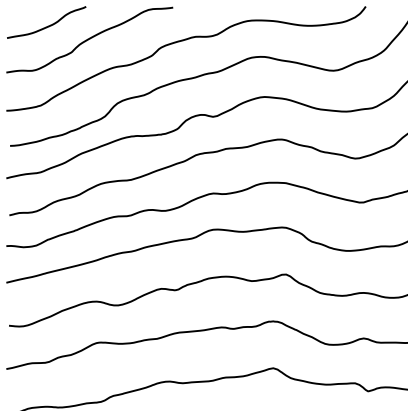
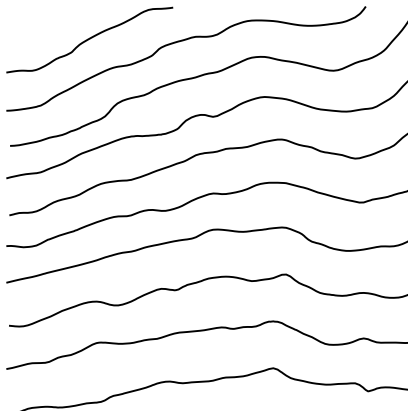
curve: present -> none (48, 25)
